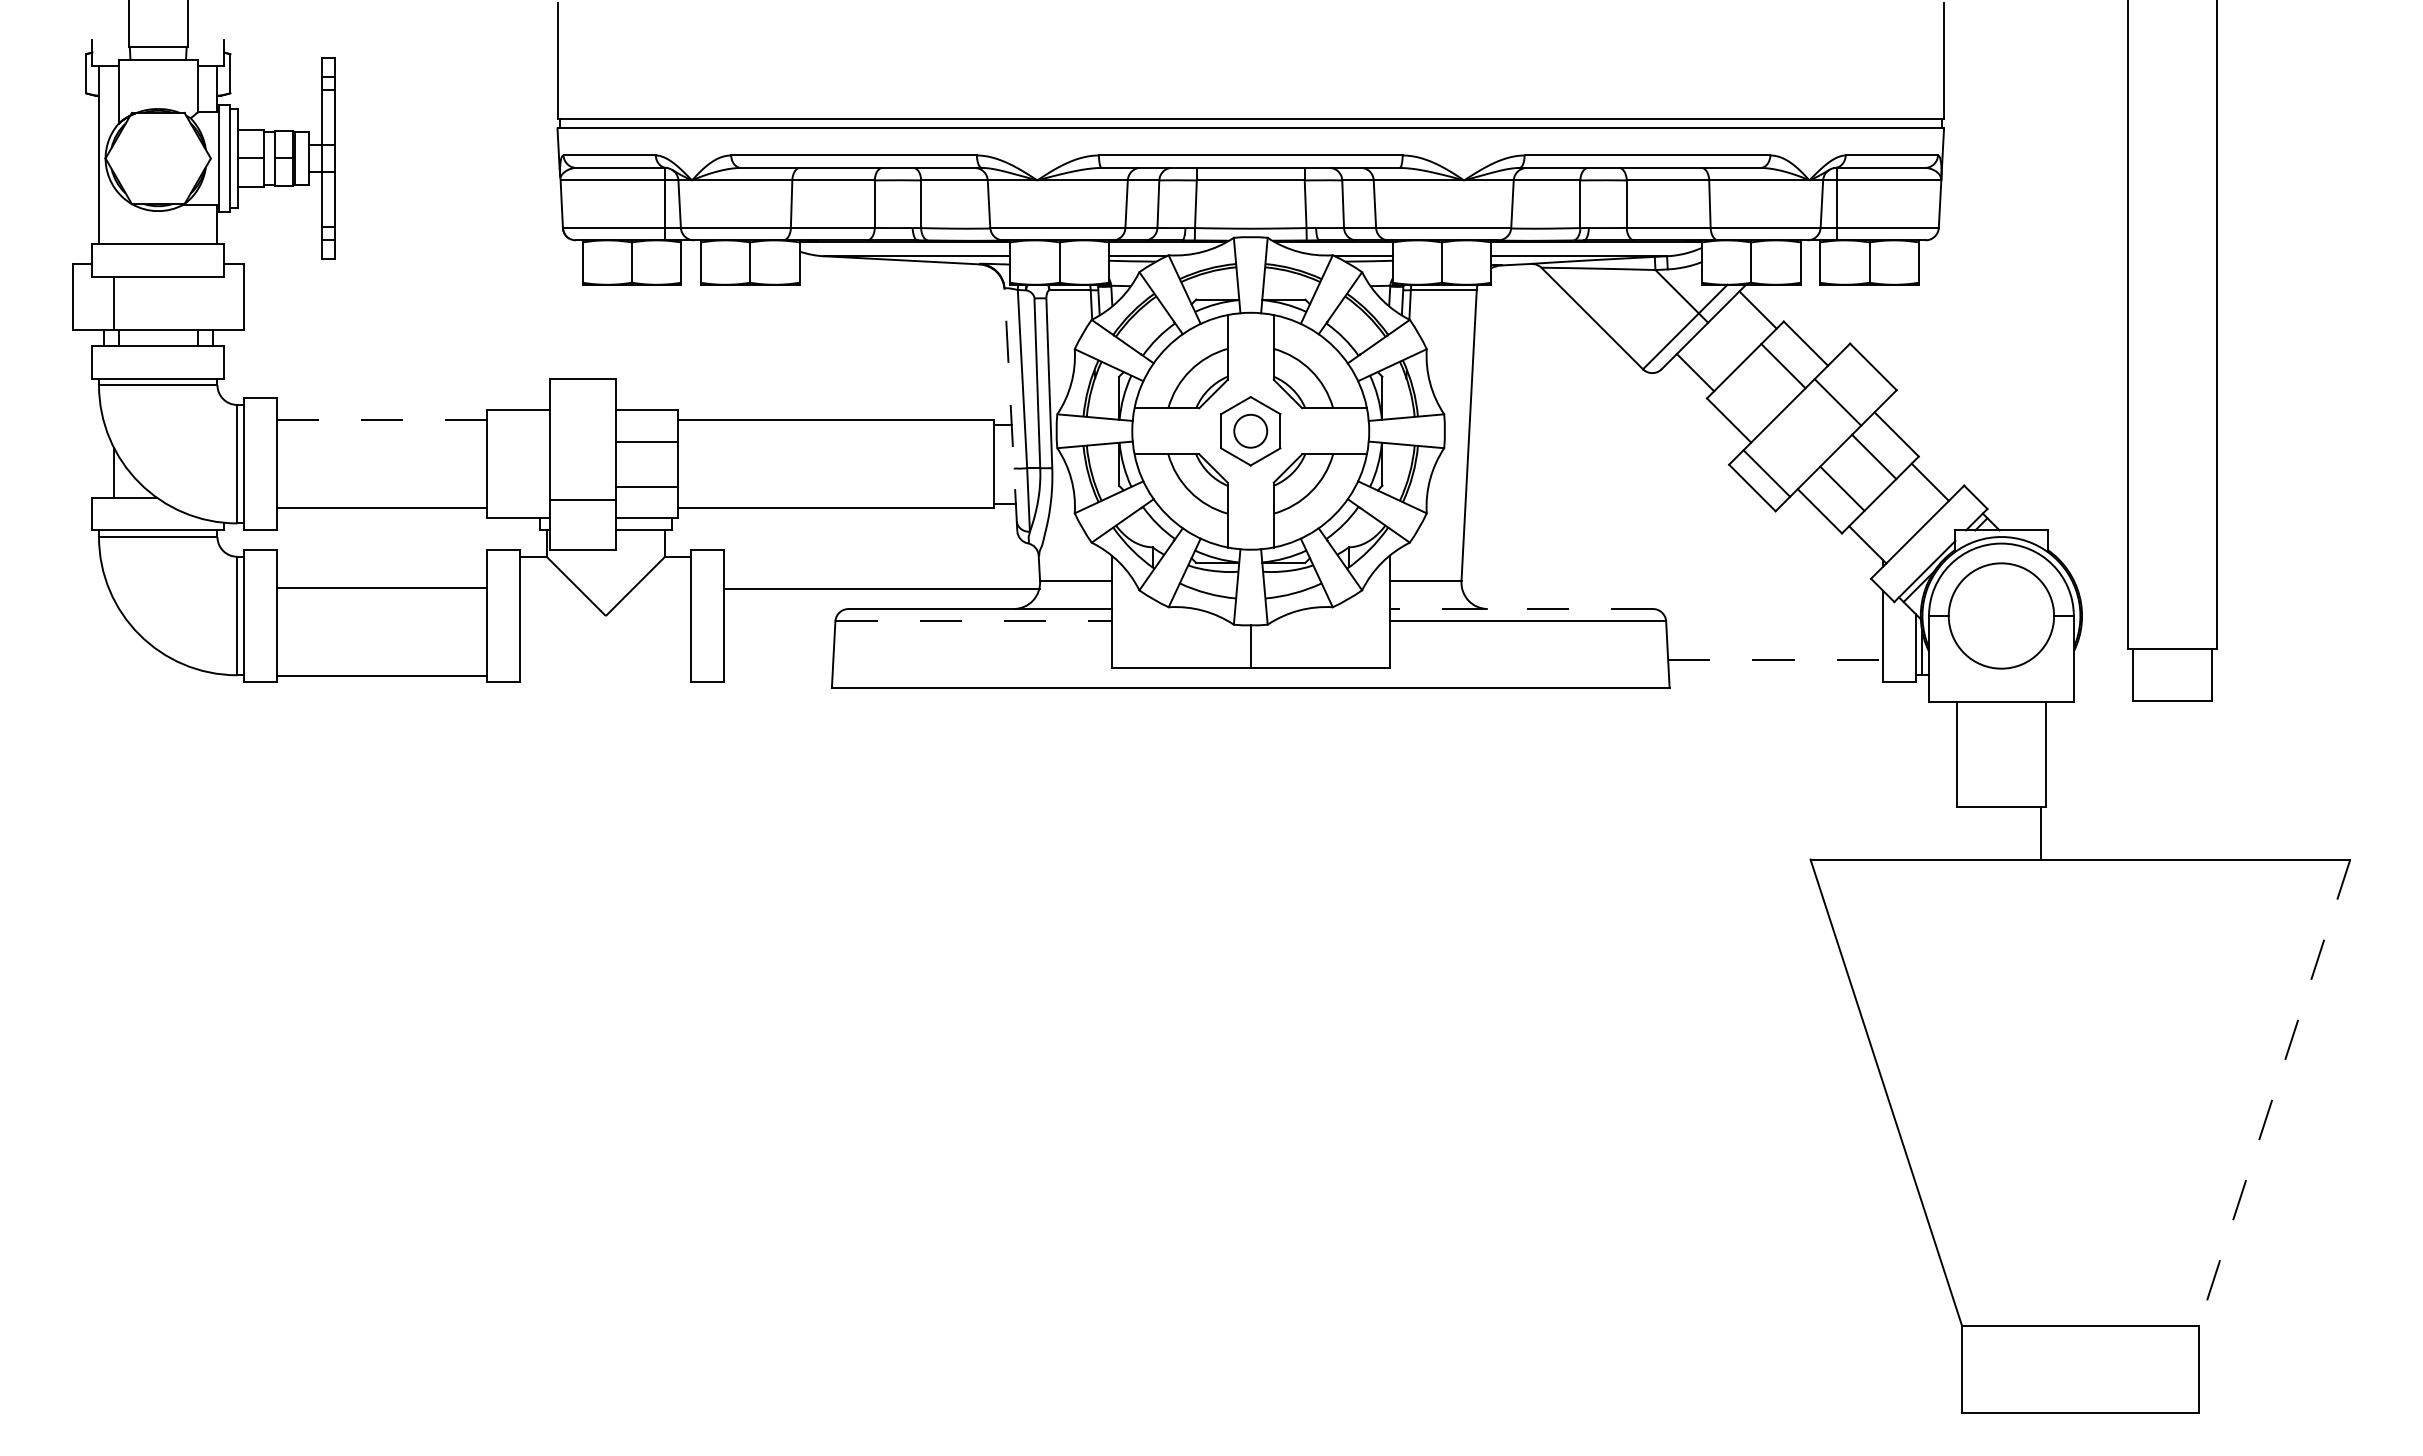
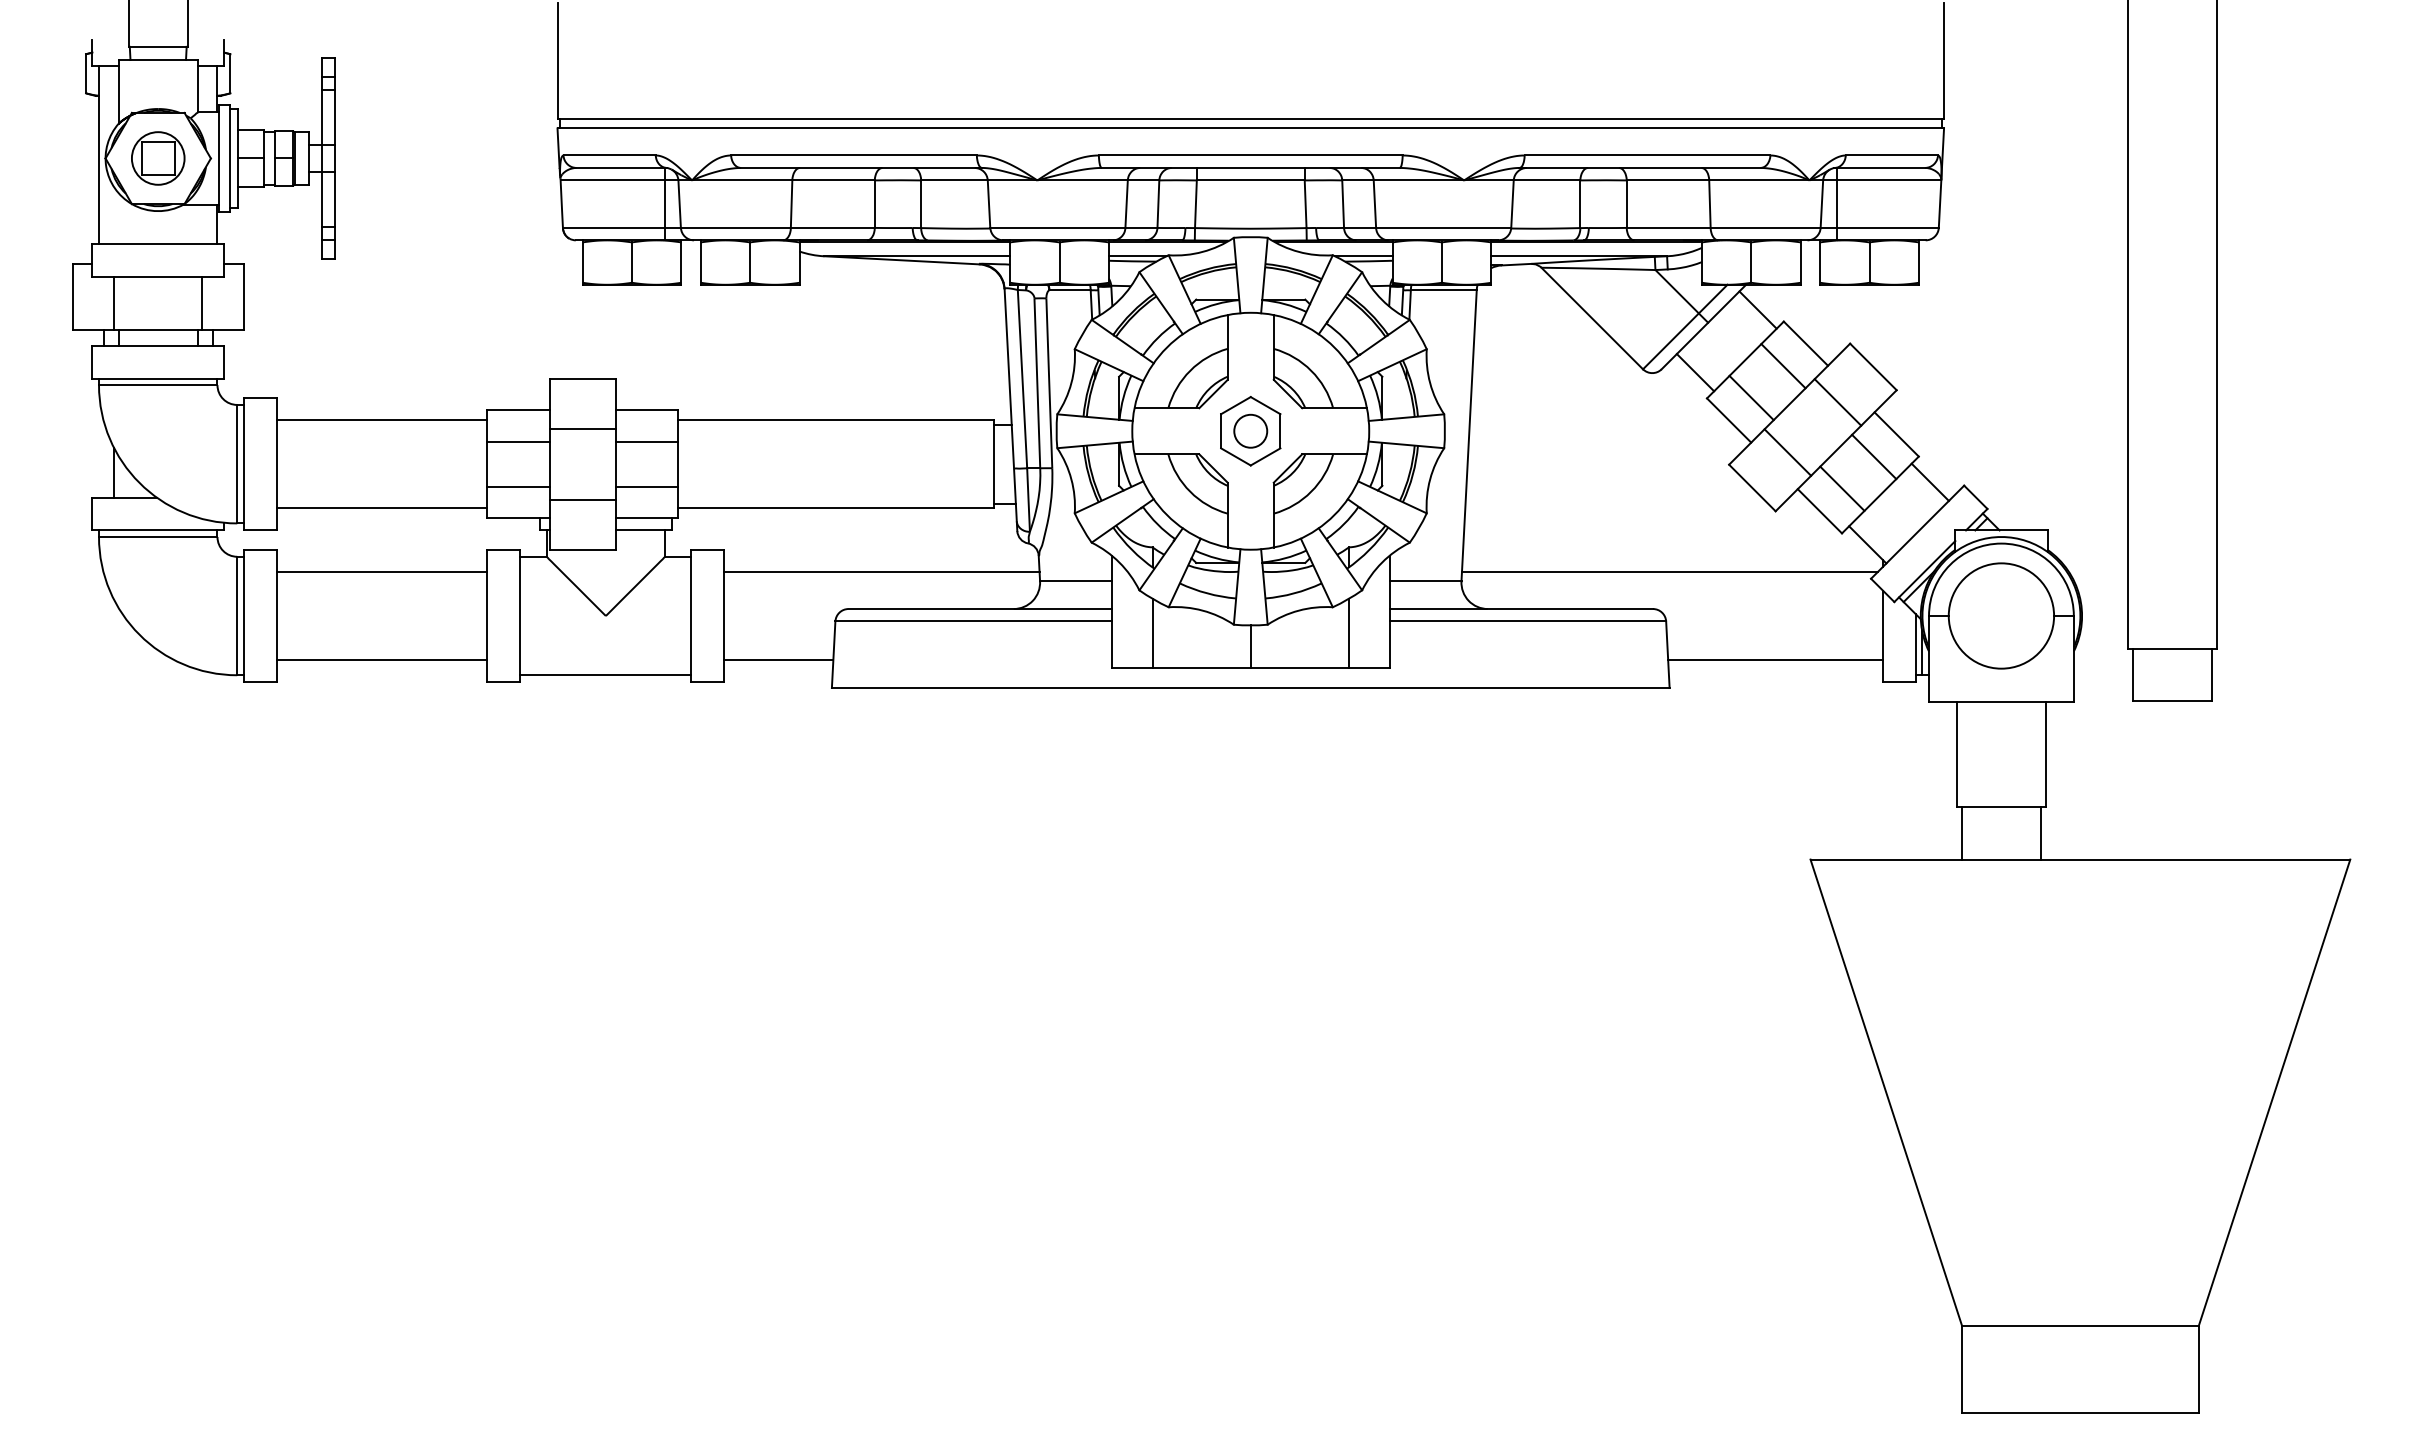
part: none -> present (158, 158)
line: none -> present (202, 303)
line: none -> present (1751, 397)
line: dashed -> solid (1010, 409)
line: dashed -> solid (382, 419)
line: none -> present (582, 428)
line: none -> present (518, 441)
line position: (1766, 473) -> (1787, 452) (1787, 452)
line: none -> present (518, 486)
line: none -> present (1670, 571)
line position: (381, 587) -> (381, 571) (381, 571)
line position: (881, 588) -> (881, 571) (881, 571)
line: dashed -> solid (1521, 609)
line: dashed -> solid (974, 621)
line: none -> present (1152, 633)
line: none -> present (1349, 633)
line: none -> present (778, 660)
line: dashed -> solid (1776, 660)
line: none -> present (605, 675)
line position: (381, 676) -> (381, 660) (381, 660)
line: none -> present (1961, 832)
line: dashed -> solid (2274, 1092)
